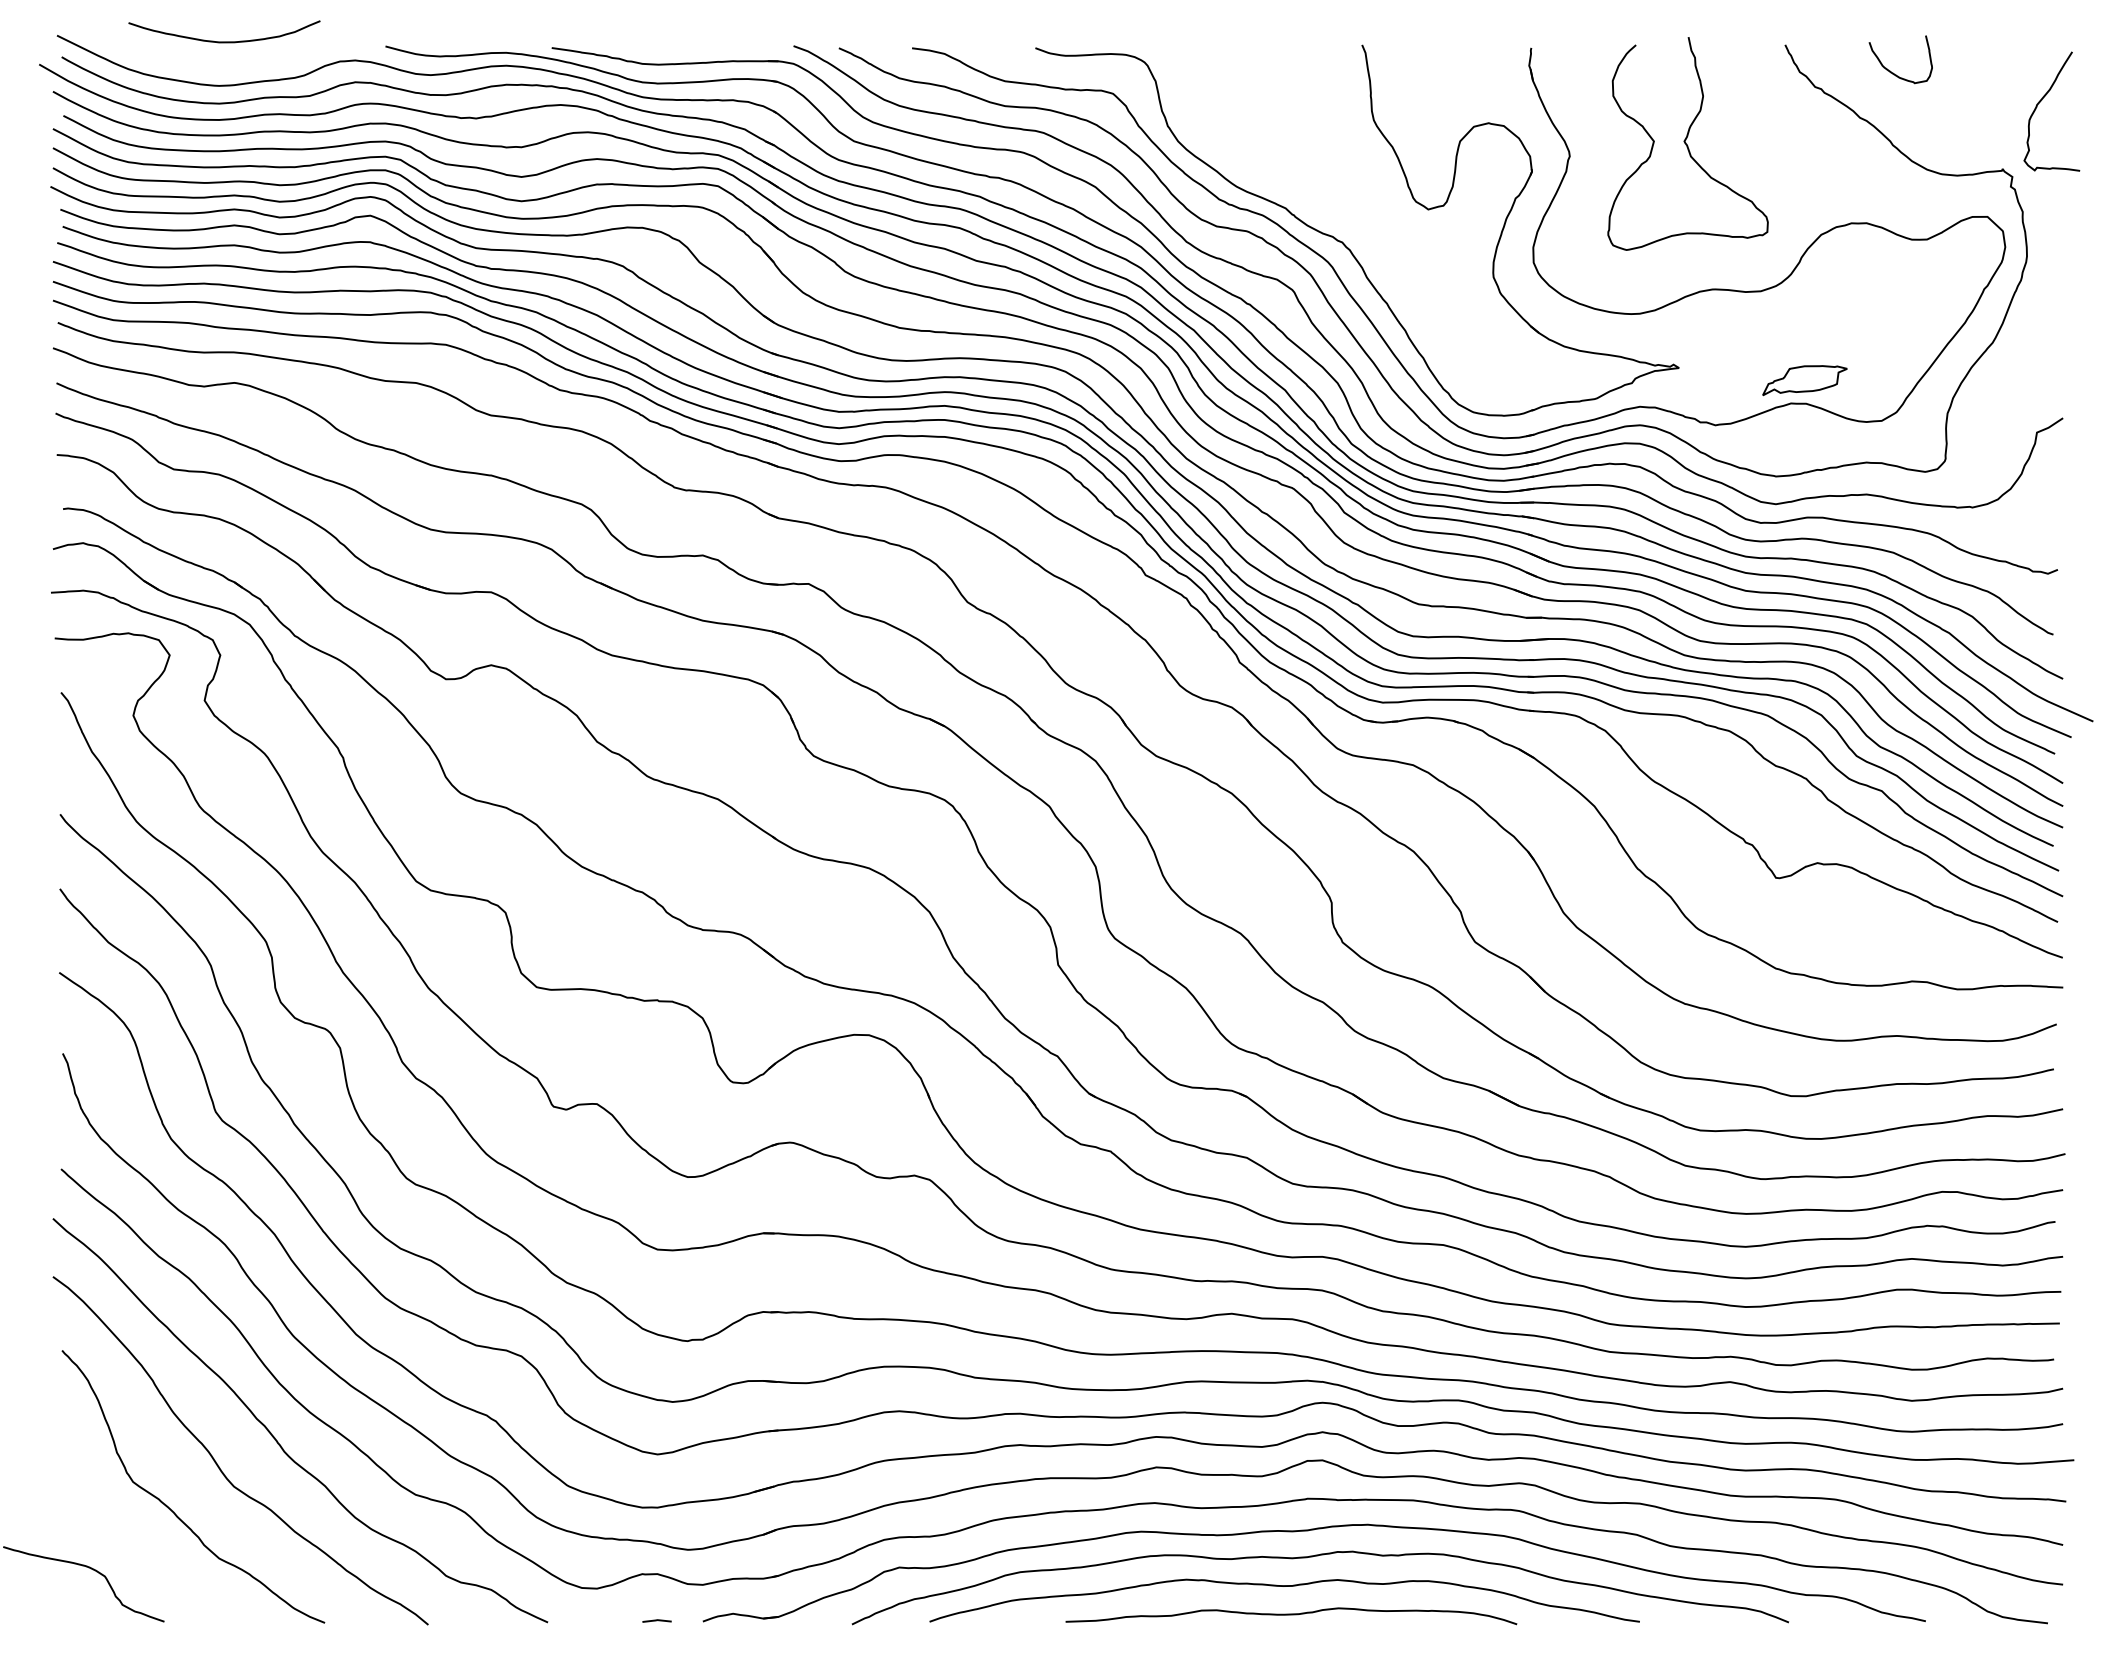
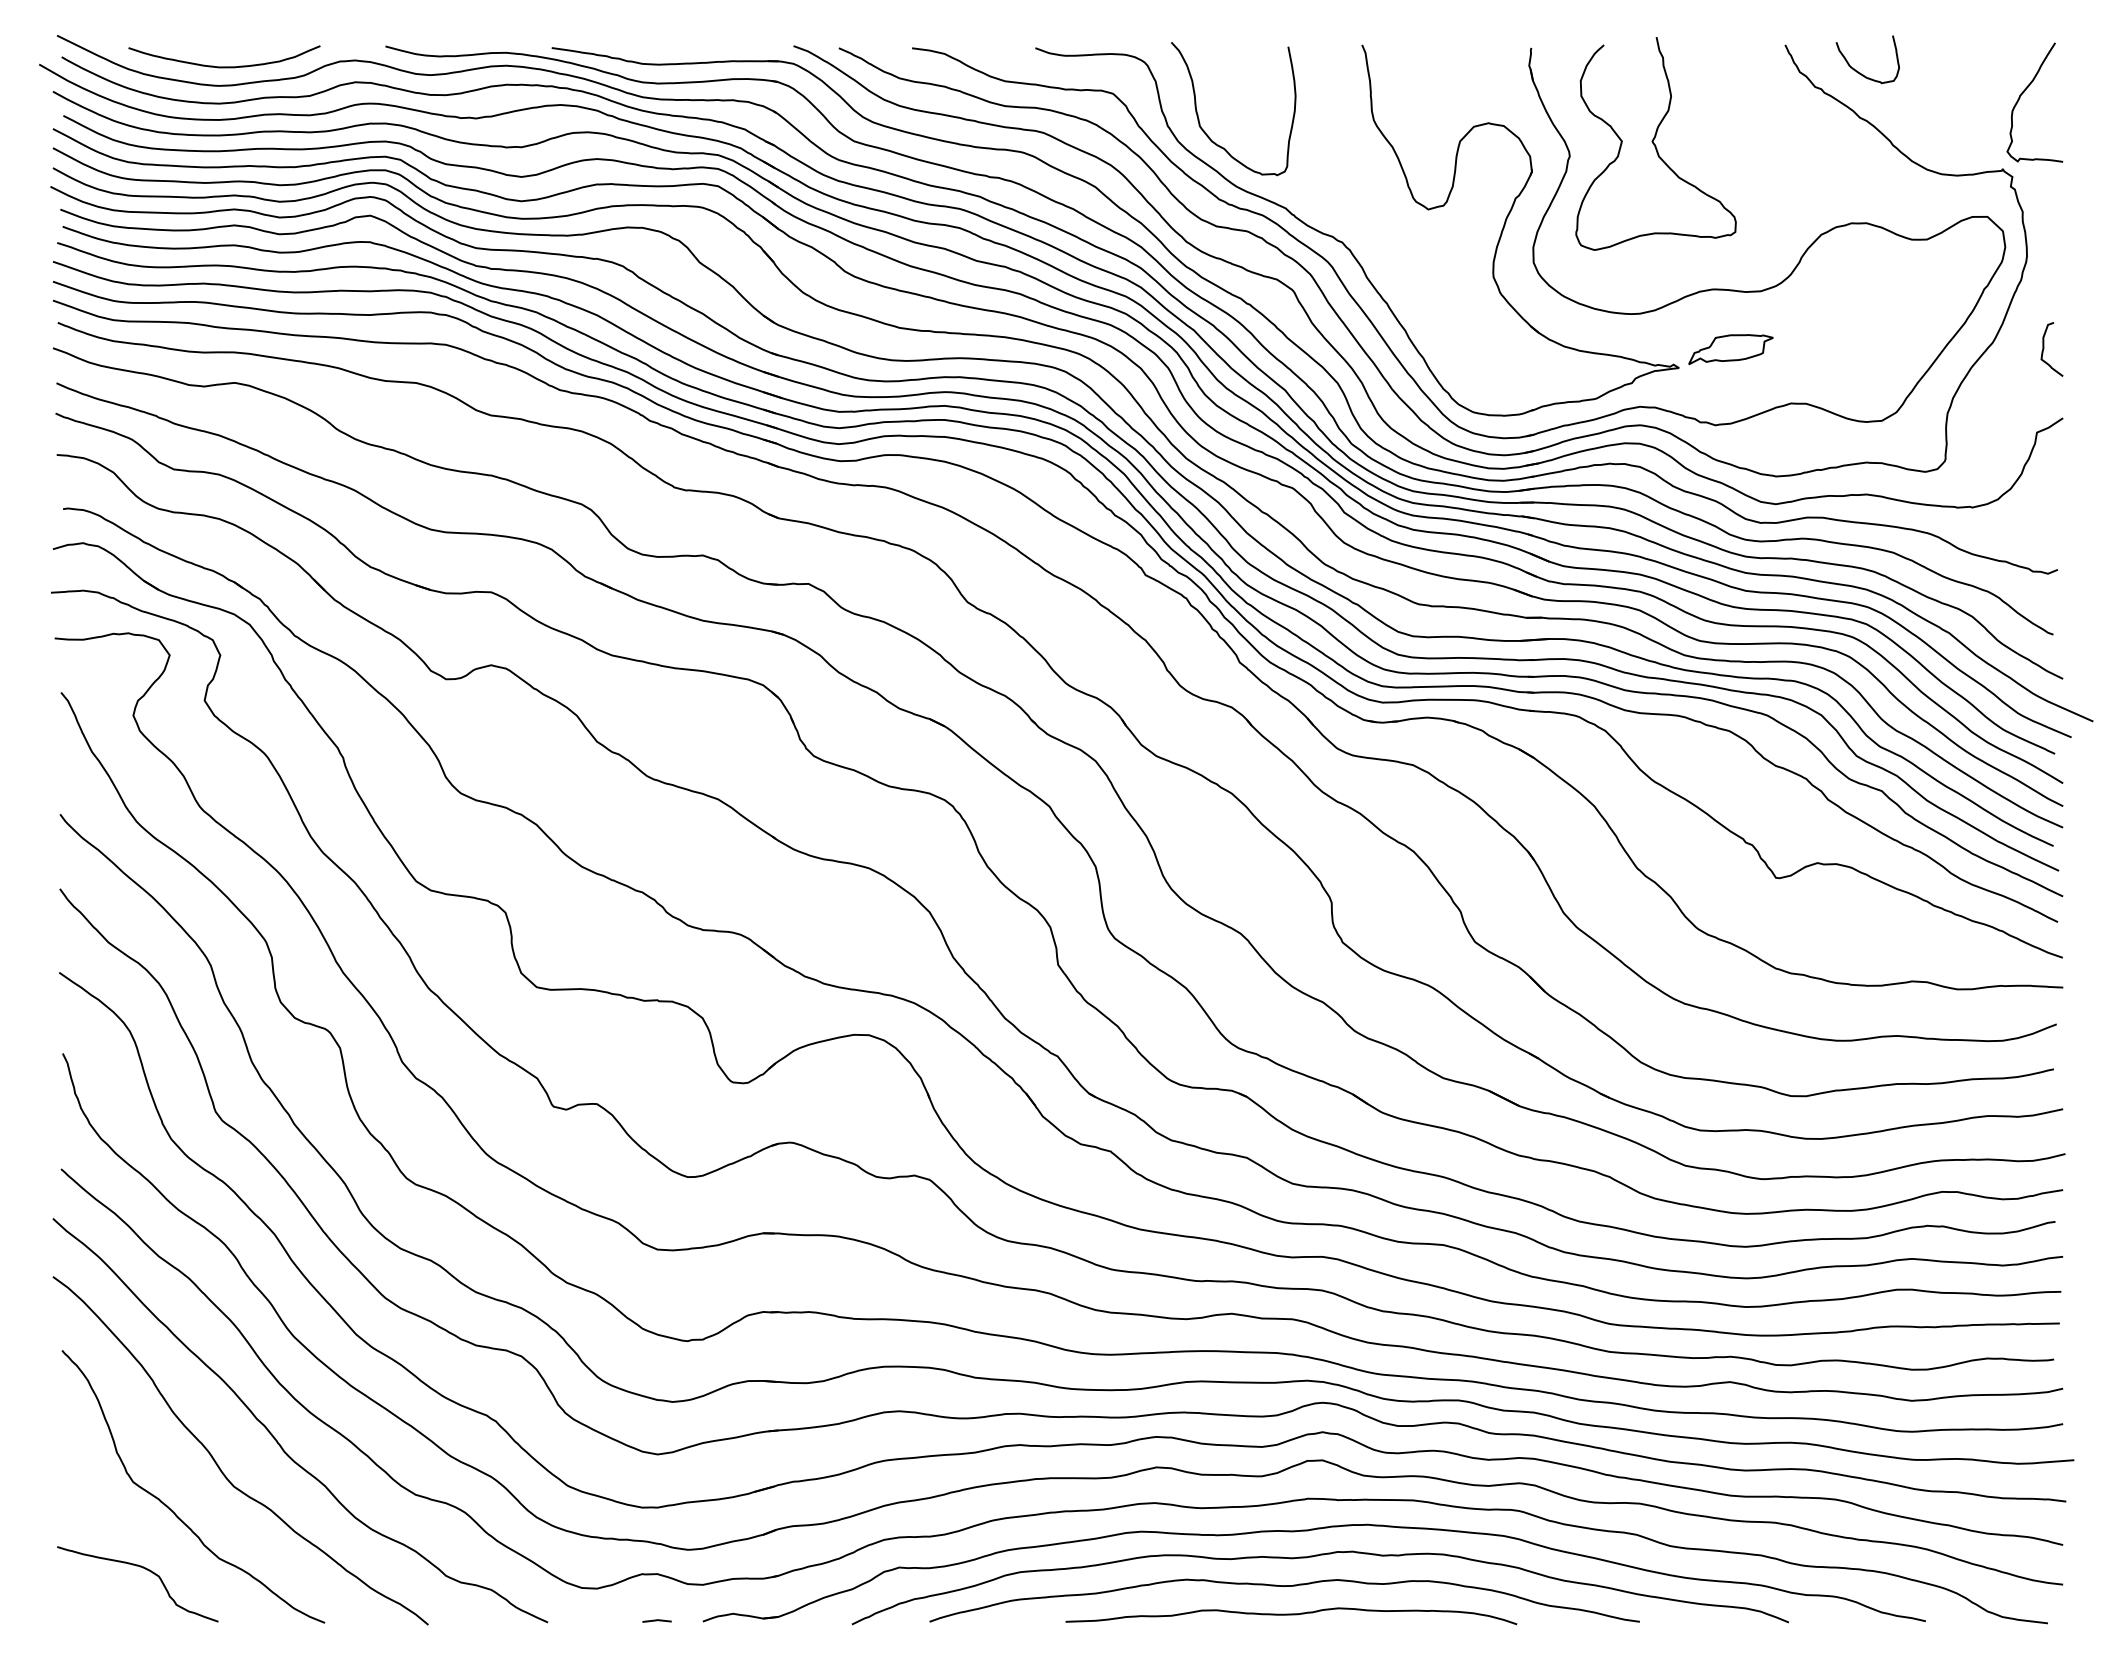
curve position: (224, 41) -> (224, 66) (224, 66)
curve position: (1893, 72) -> (1860, 72) (1860, 72)
curve position: (2041, 101) -> (2024, 92) (2024, 92)
curve: none -> present (1199, 118)
curve position: (1686, 143) -> (1654, 143) (1654, 143)
curve: none -> present (2044, 349)
part position: (1804, 380) -> (1730, 349) (1730, 349)
curve position: (88, 1568) -> (142, 1568) (142, 1568)
